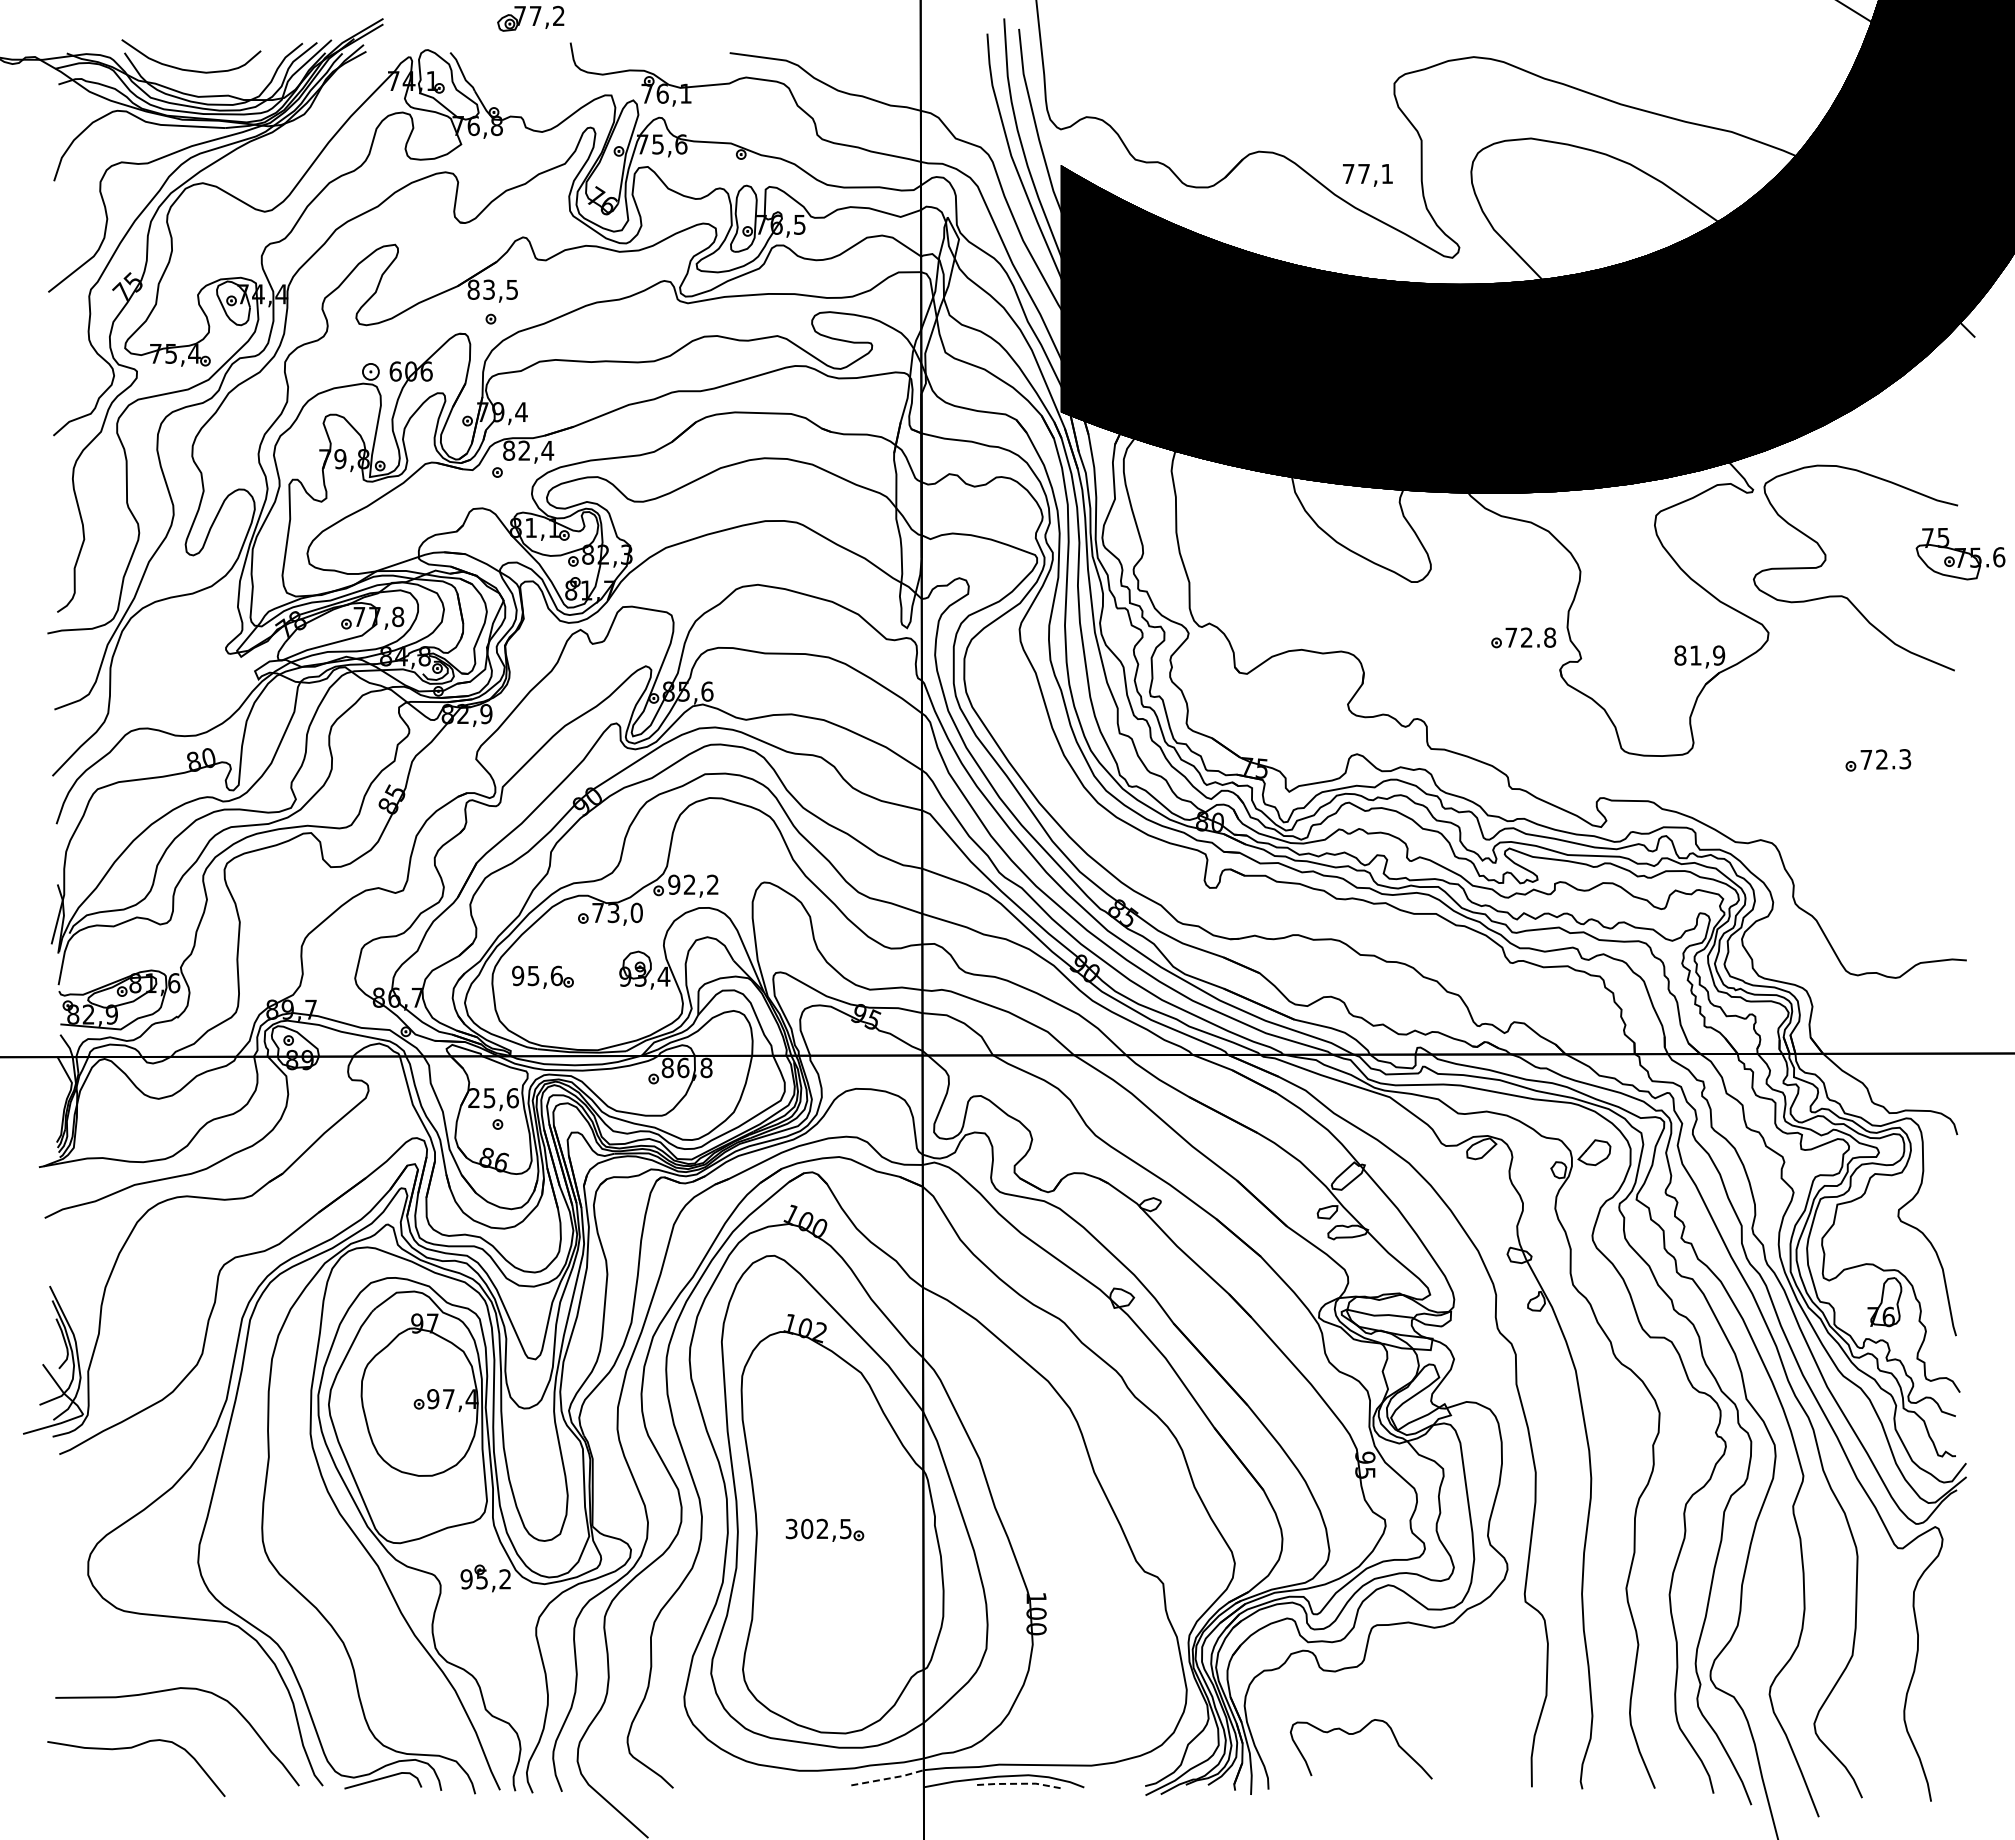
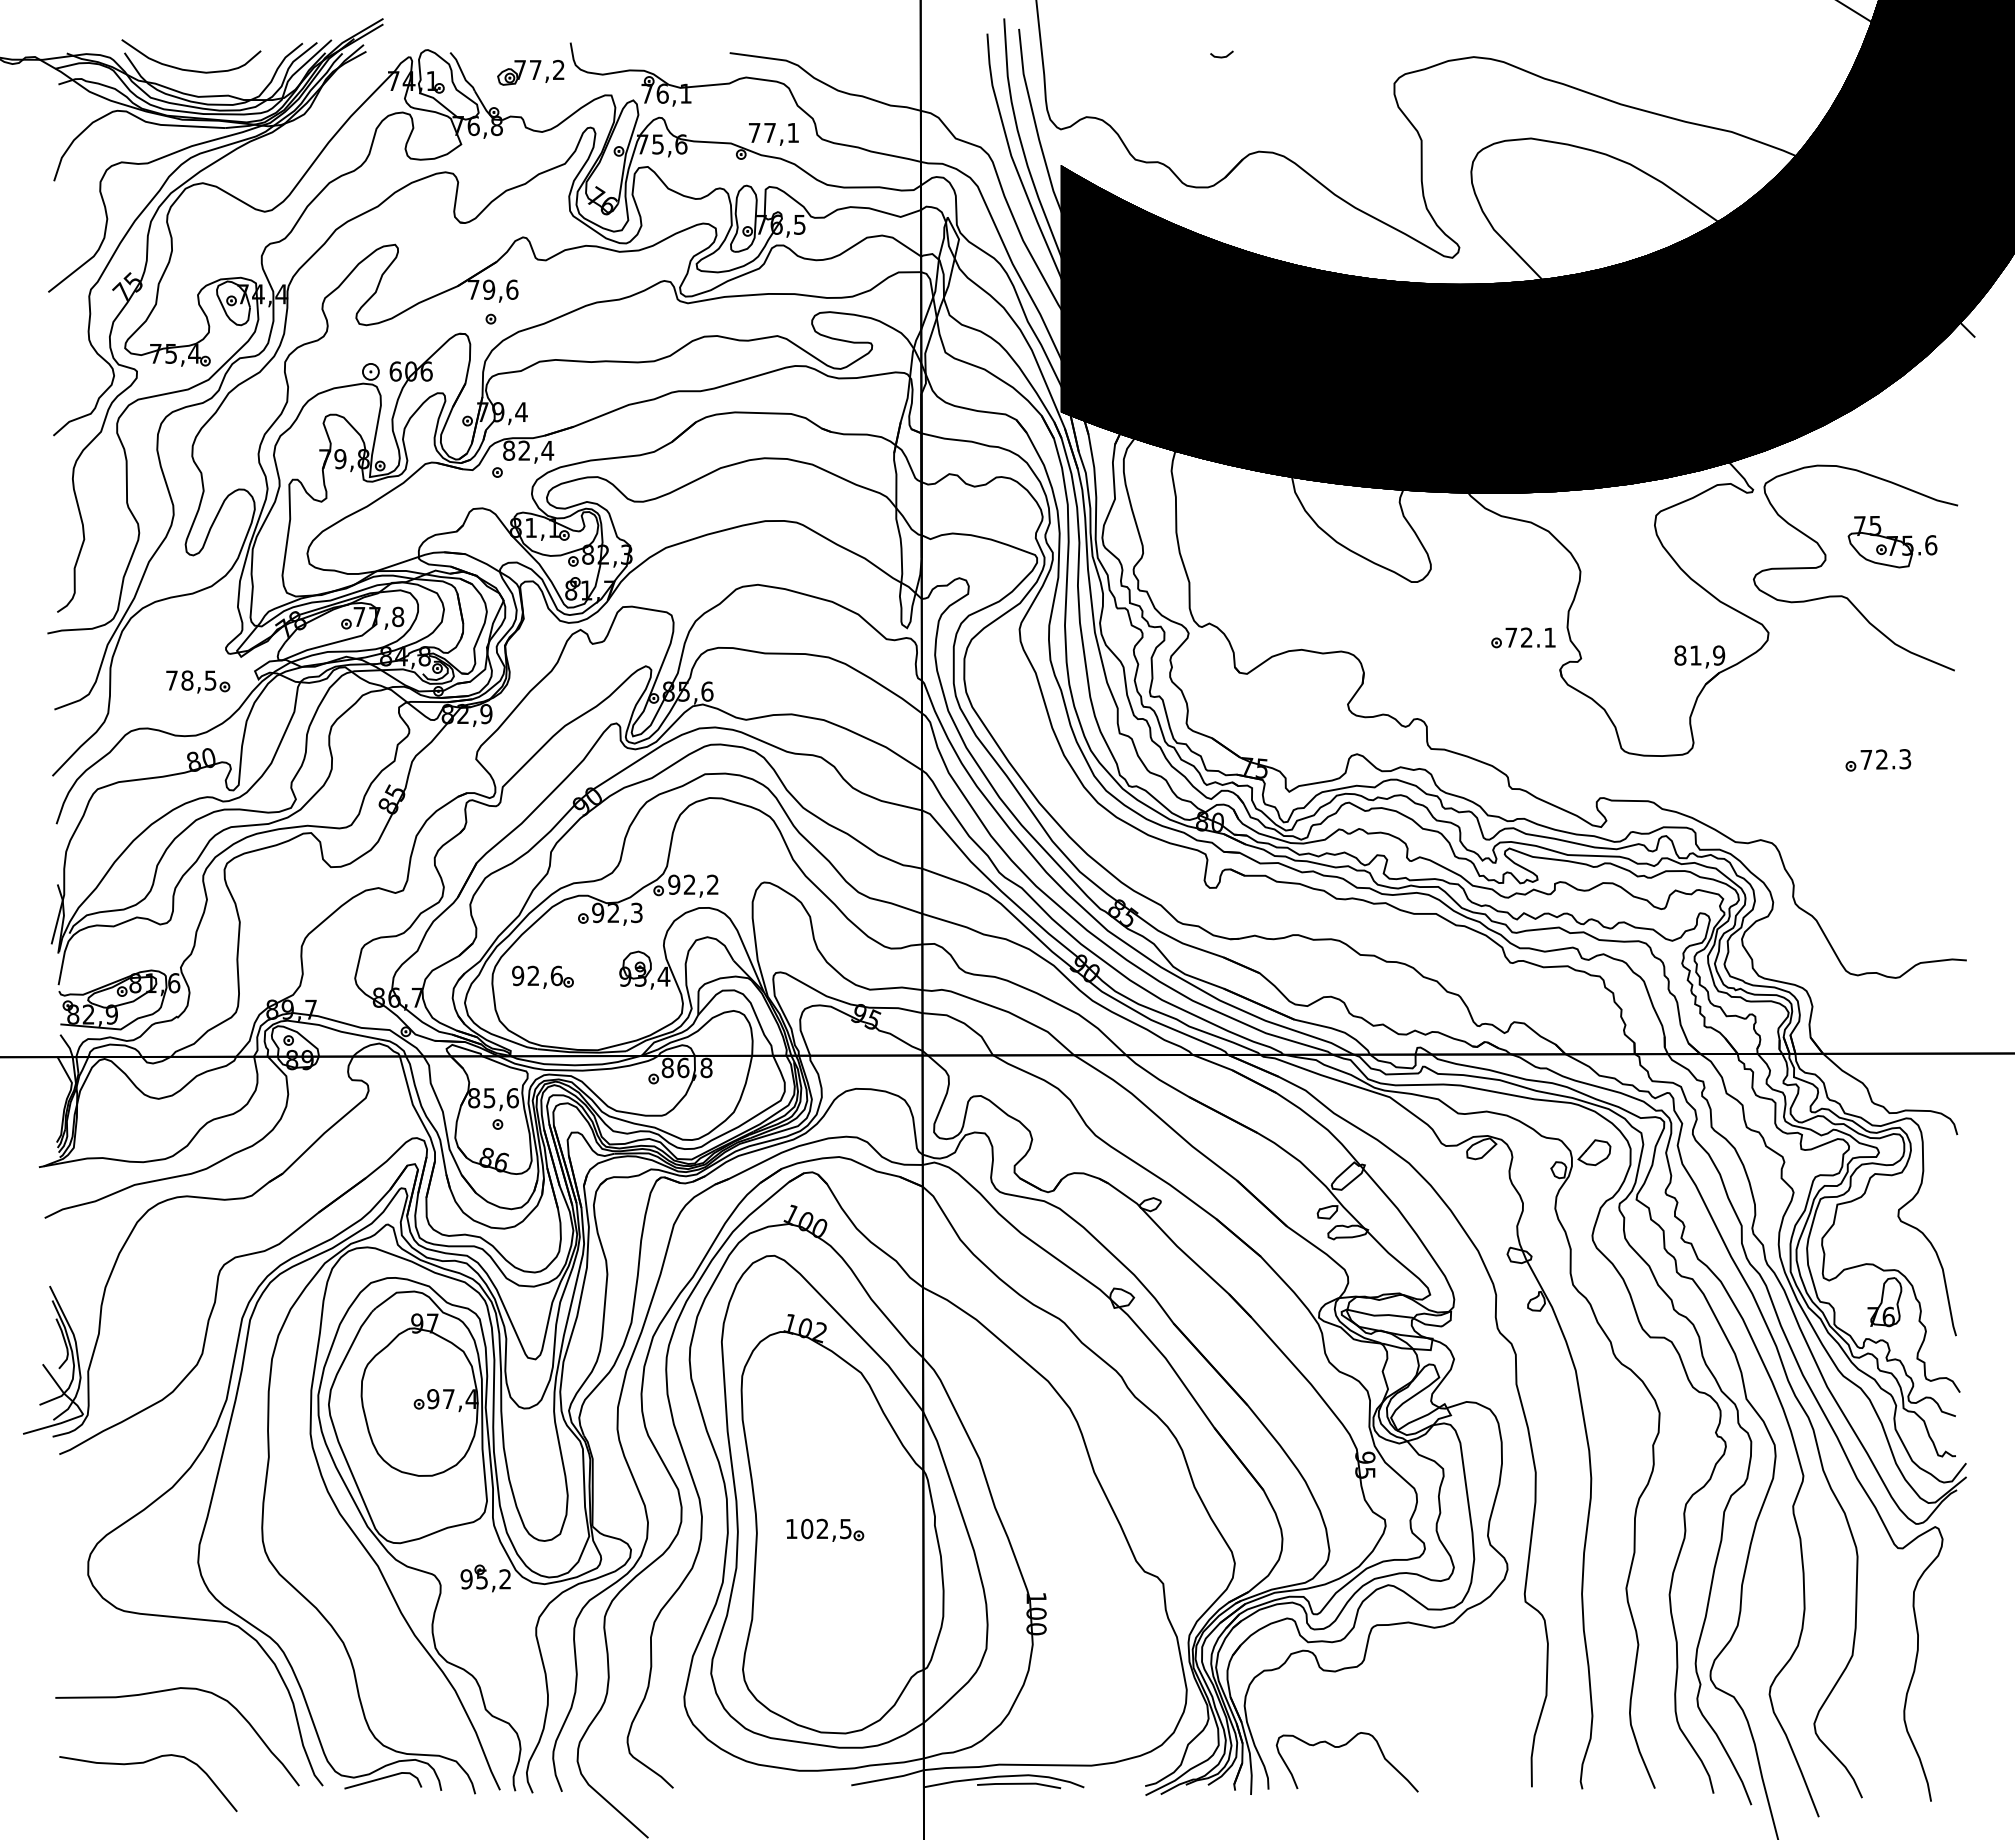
part position: (530, 18) -> (530, 72) (530, 72)
line: none -> present (1221, 56)
text position: (1367, 175) -> (773, 134) (773, 134)
text: 83,5 -> 79,6 (492, 289)
part position: (1960, 554) -> (1892, 542) (1892, 542)
text: 72.8 -> 72.1 (1550, 637)
part: none -> present (198, 681)
text: 73,0 -> 92,3 (617, 912)
text: 95,6 -> 92,6 (533, 975)
text: 25,6 -> 85,6 (474, 1098)
text: 302,5 -> 102,5 (791, 1528)
curve position: (1354, 1734) -> (1340, 1747) (1340, 1747)
curve position: (132, 1748) -> (144, 1763) (144, 1763)
line: dashed -> solid (888, 1778)
line: dashed -> solid (1019, 1783)
